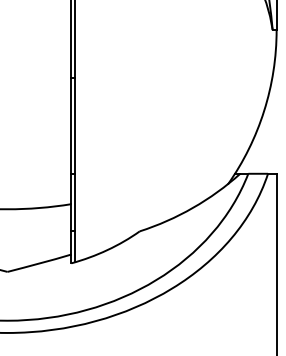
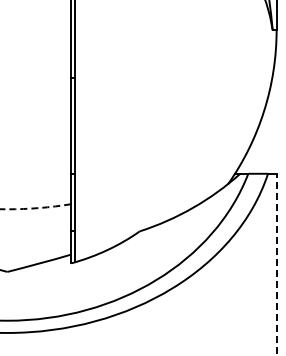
arc: solid -> dashed (36, 208)
line: solid -> dashed (276, 264)
